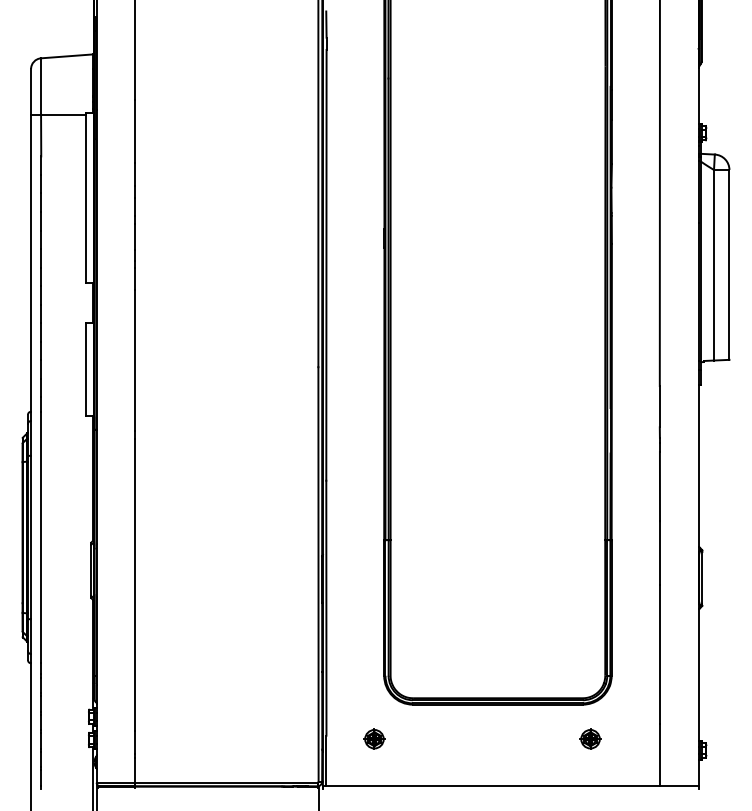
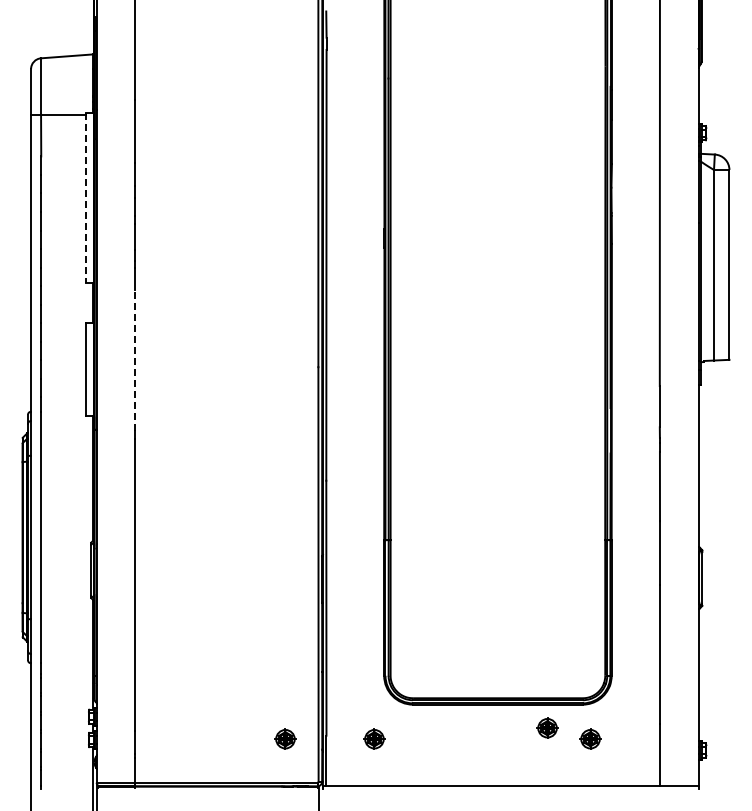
line: solid -> dashed (85, 198)
line: solid -> dashed (135, 360)
part: none -> present (547, 727)
part: none -> present (285, 738)
